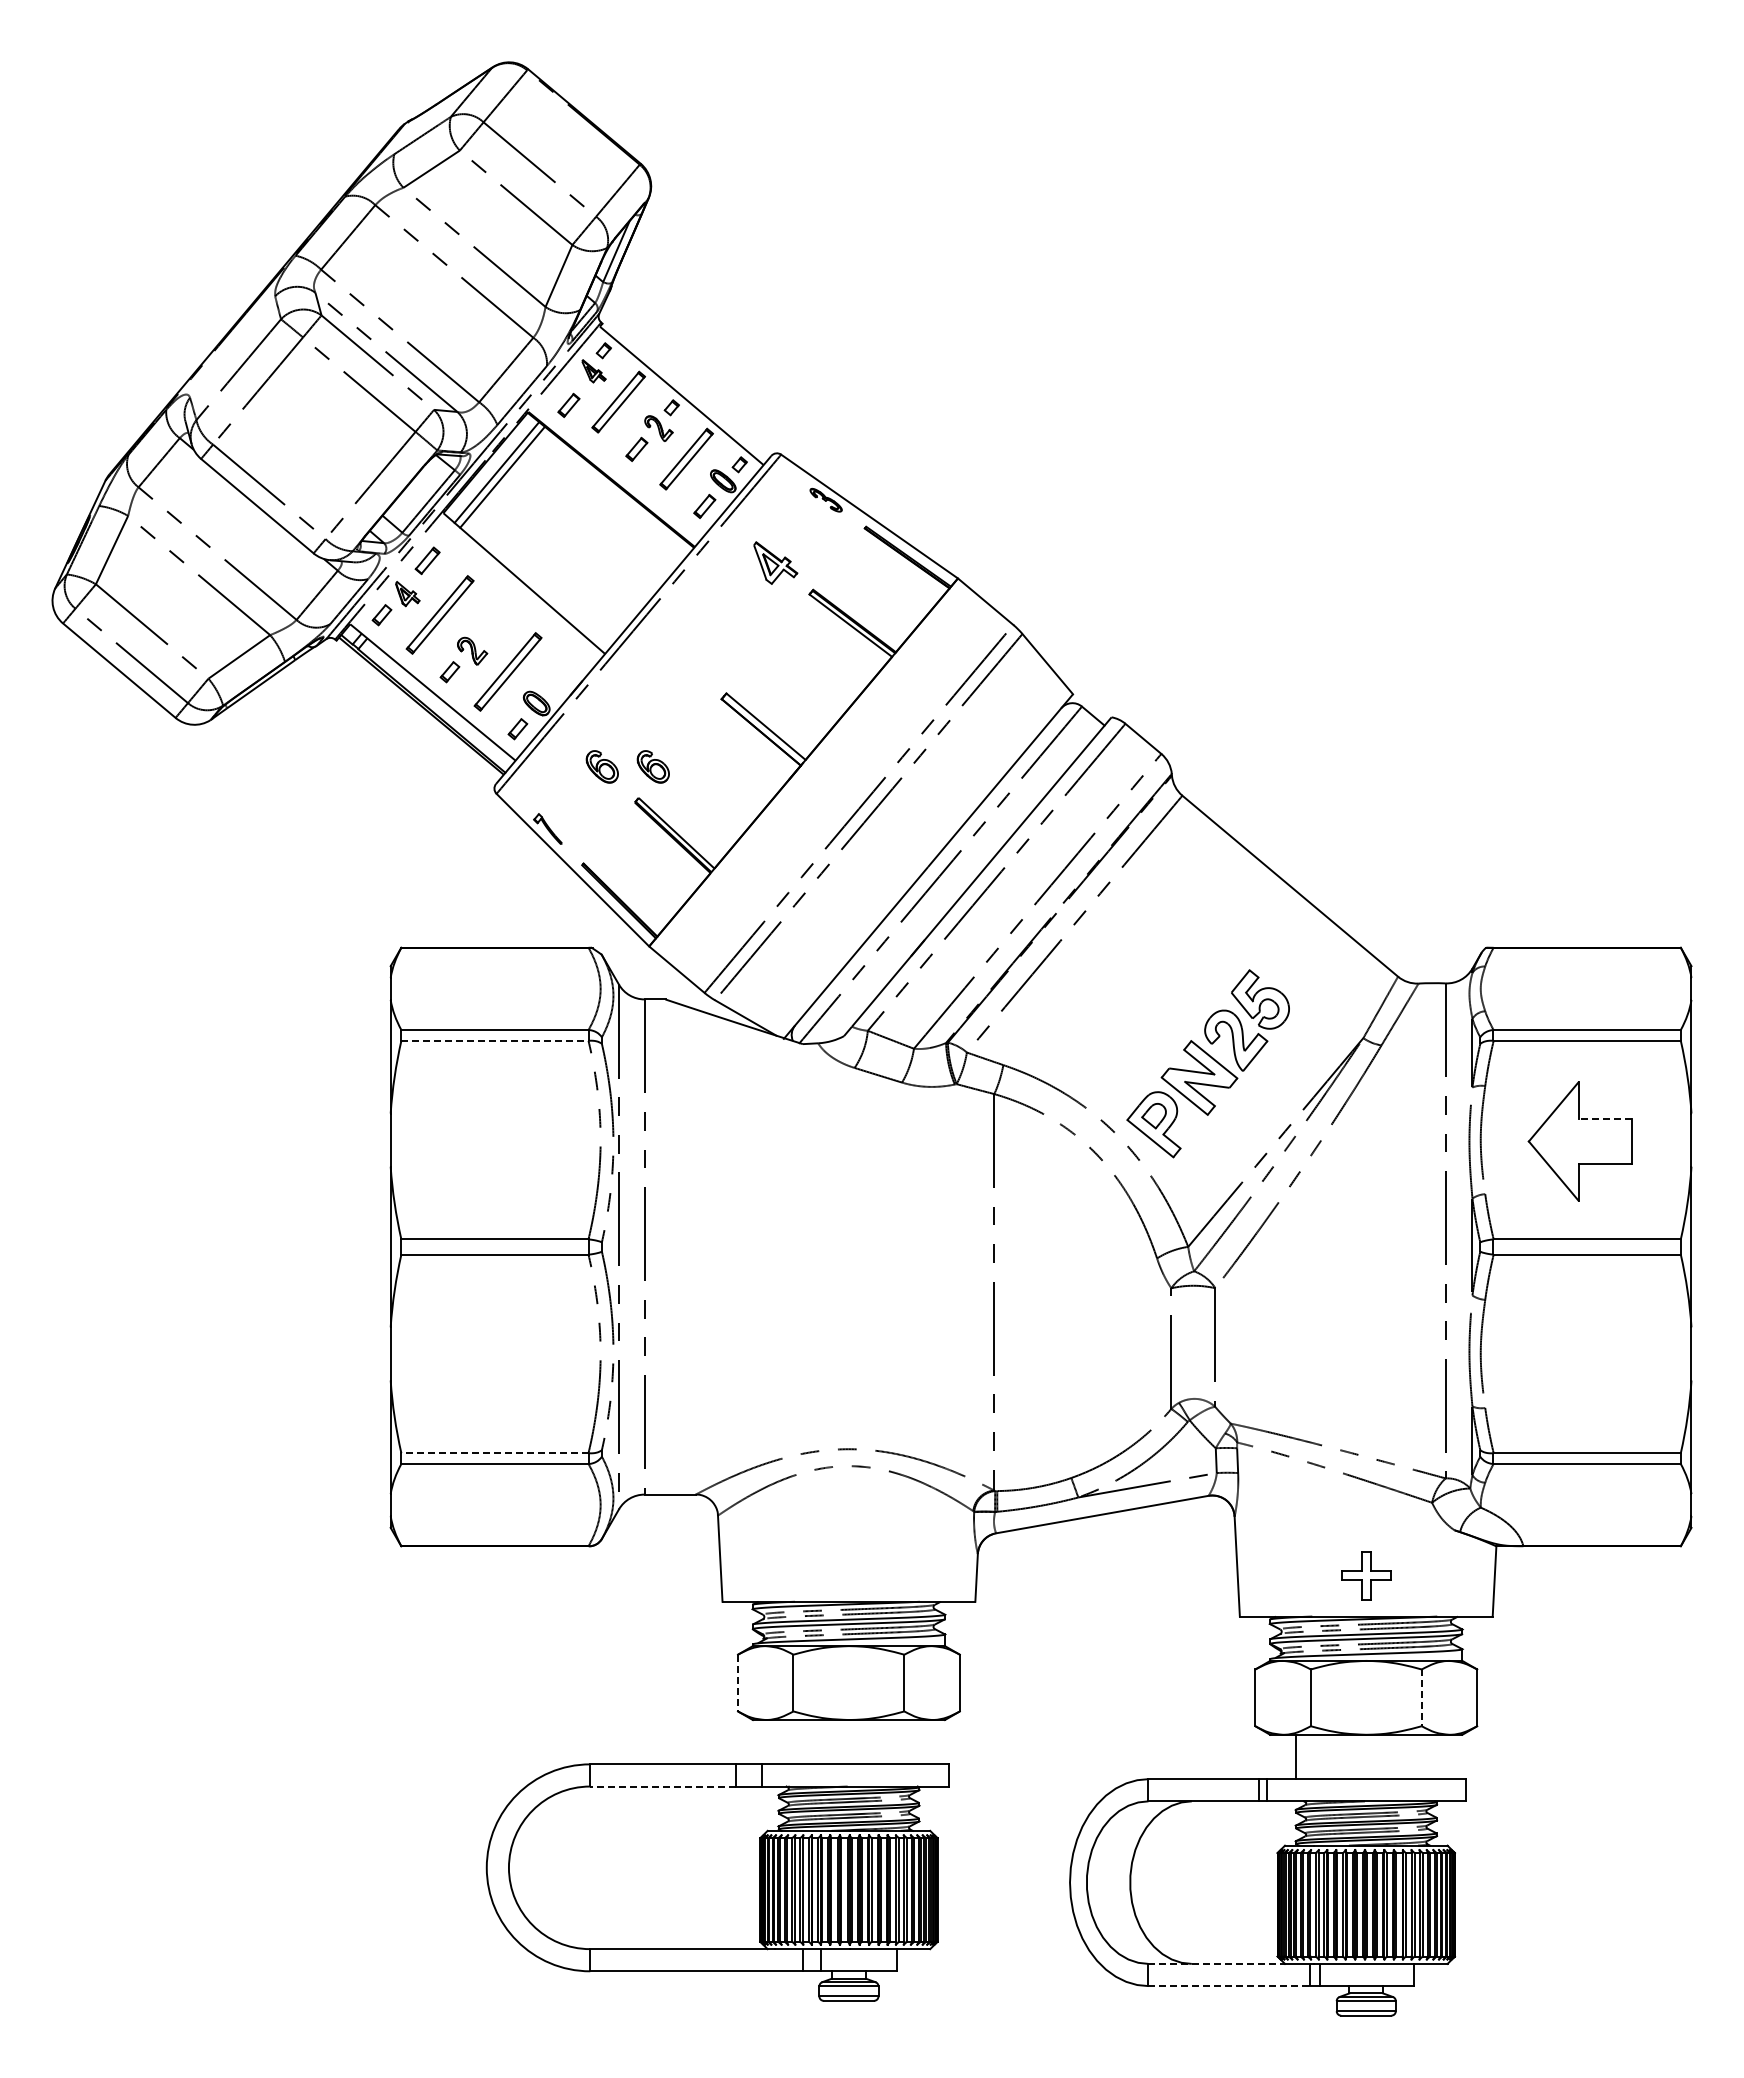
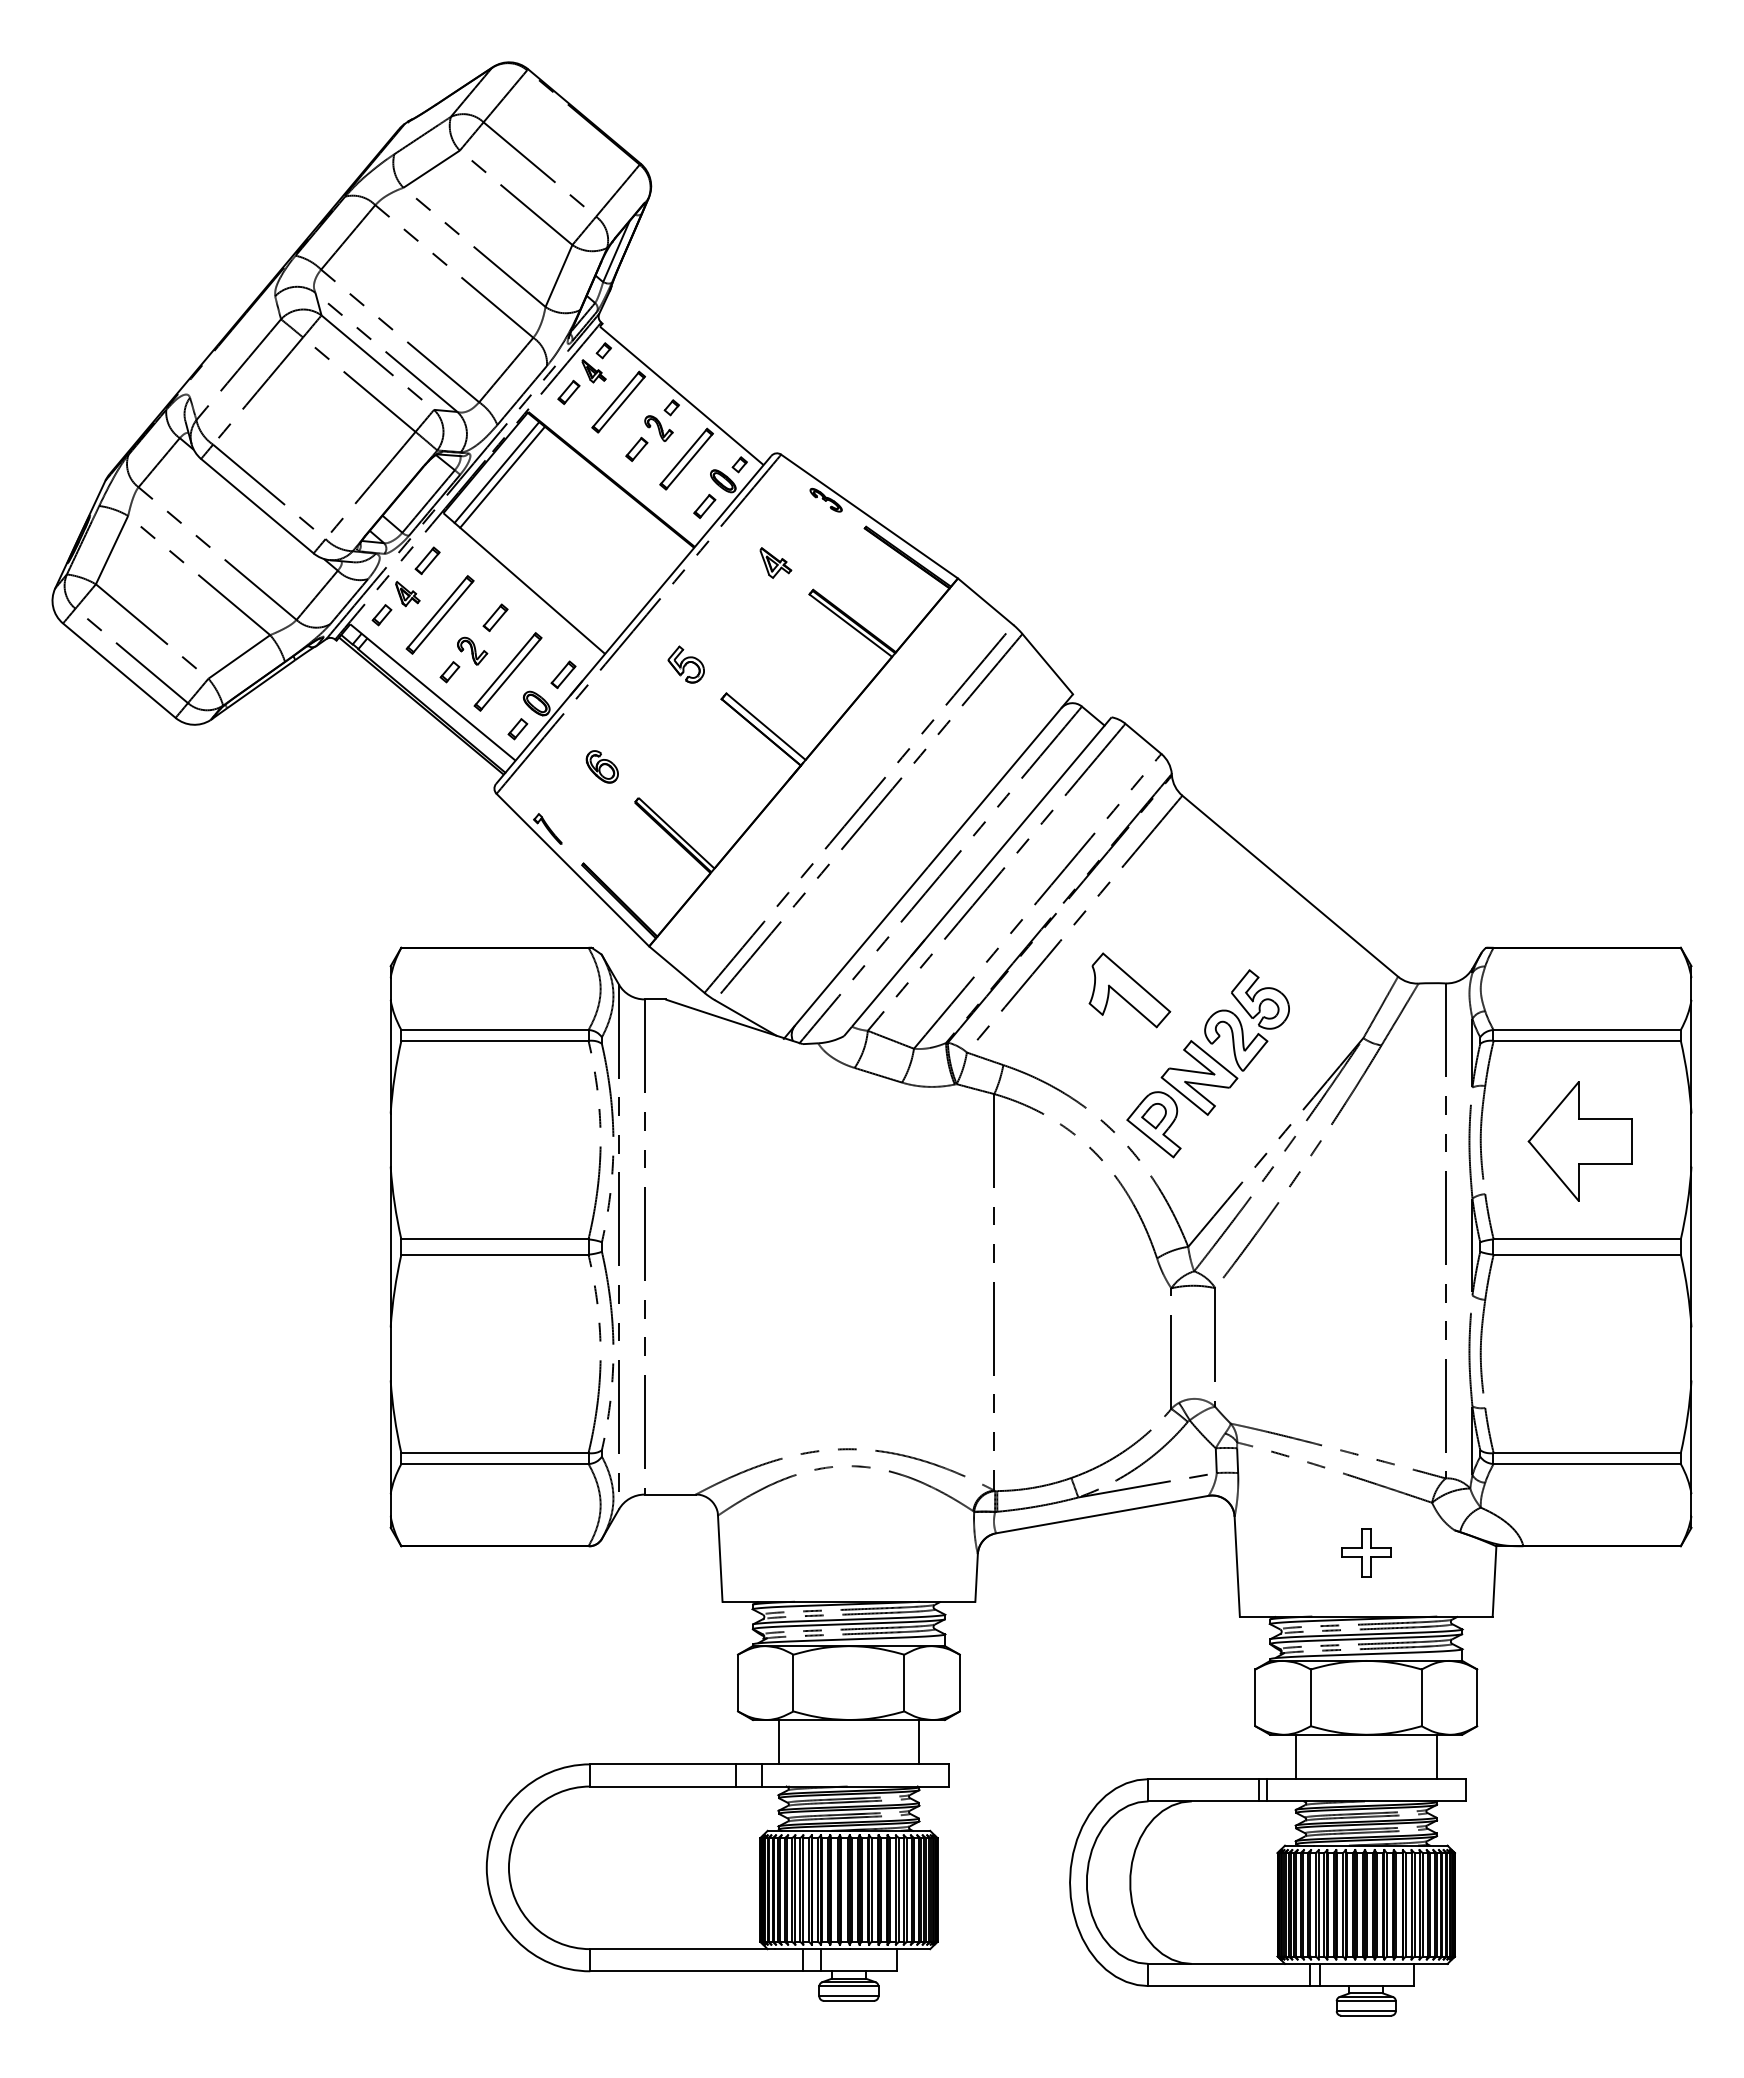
part position: (568, 404) -> (568, 391) (568, 391)
part size: 46x44 px -> 34x32 px (775, 562)
part: none -> present (495, 617)
part: none -> present (685, 664)
part: none -> present (563, 674)
part: present -> none (652, 766)
part: none -> present (1129, 990)
line: dashed -> solid (494, 1040)
line: dashed -> solid (1605, 1119)
line: dashed -> solid (494, 1453)
part position: (1366, 1575) -> (1366, 1552) (1366, 1552)
line: dashed -> solid (738, 1683)
line: dashed -> solid (1421, 1698)
line: none -> present (778, 1742)
line: none -> present (919, 1742)
line: none -> present (1436, 1756)
line: dashed -> solid (663, 1786)
line: dashed -> solid (1217, 1963)
line: dashed -> solid (1229, 1986)
